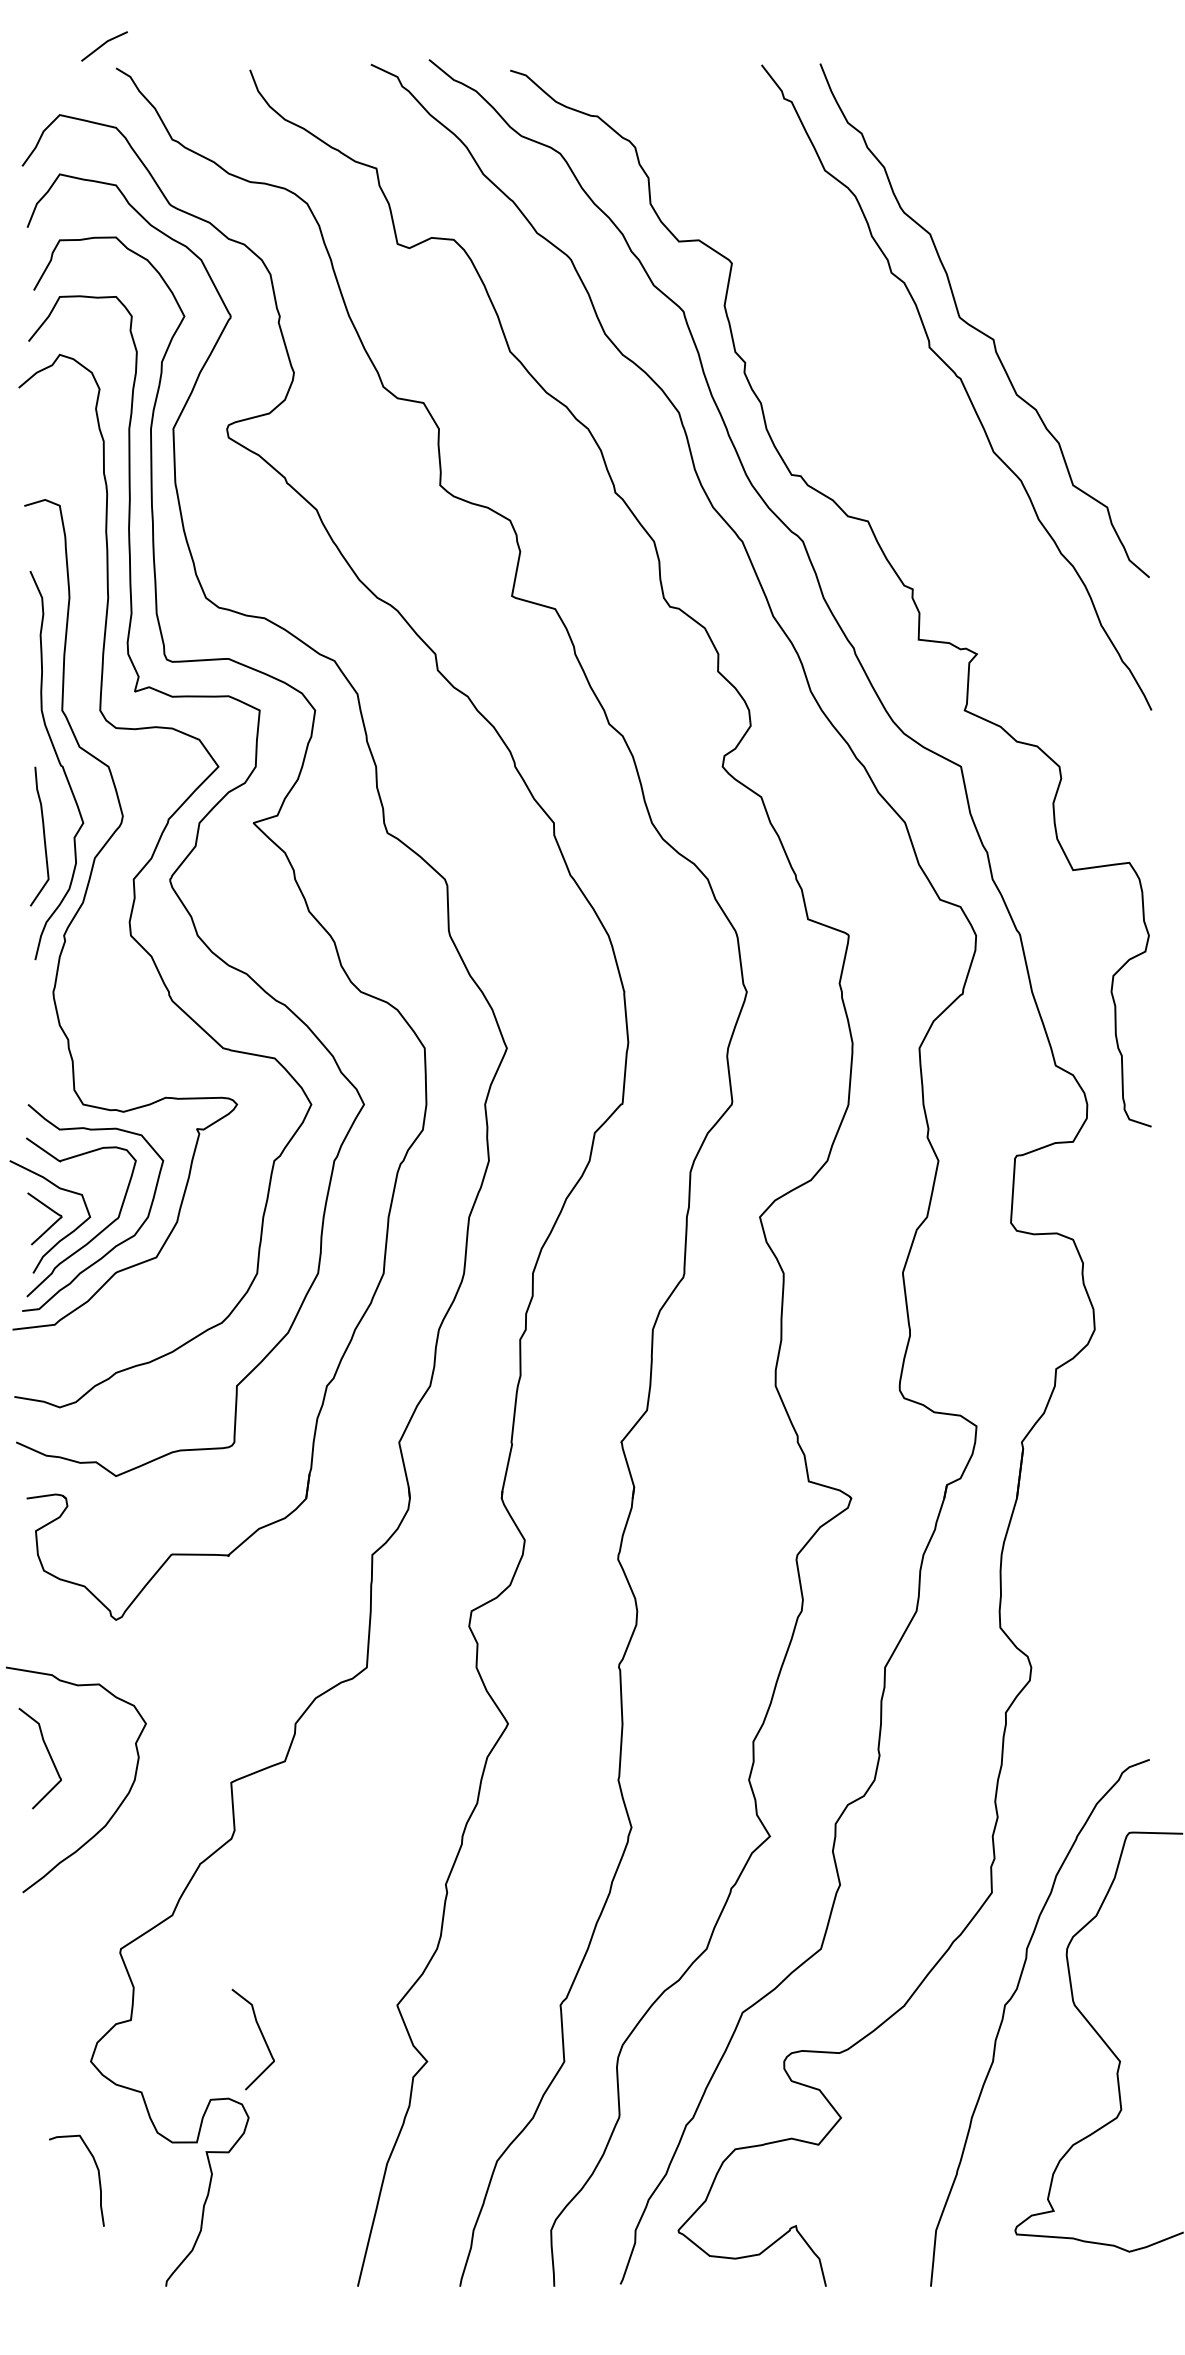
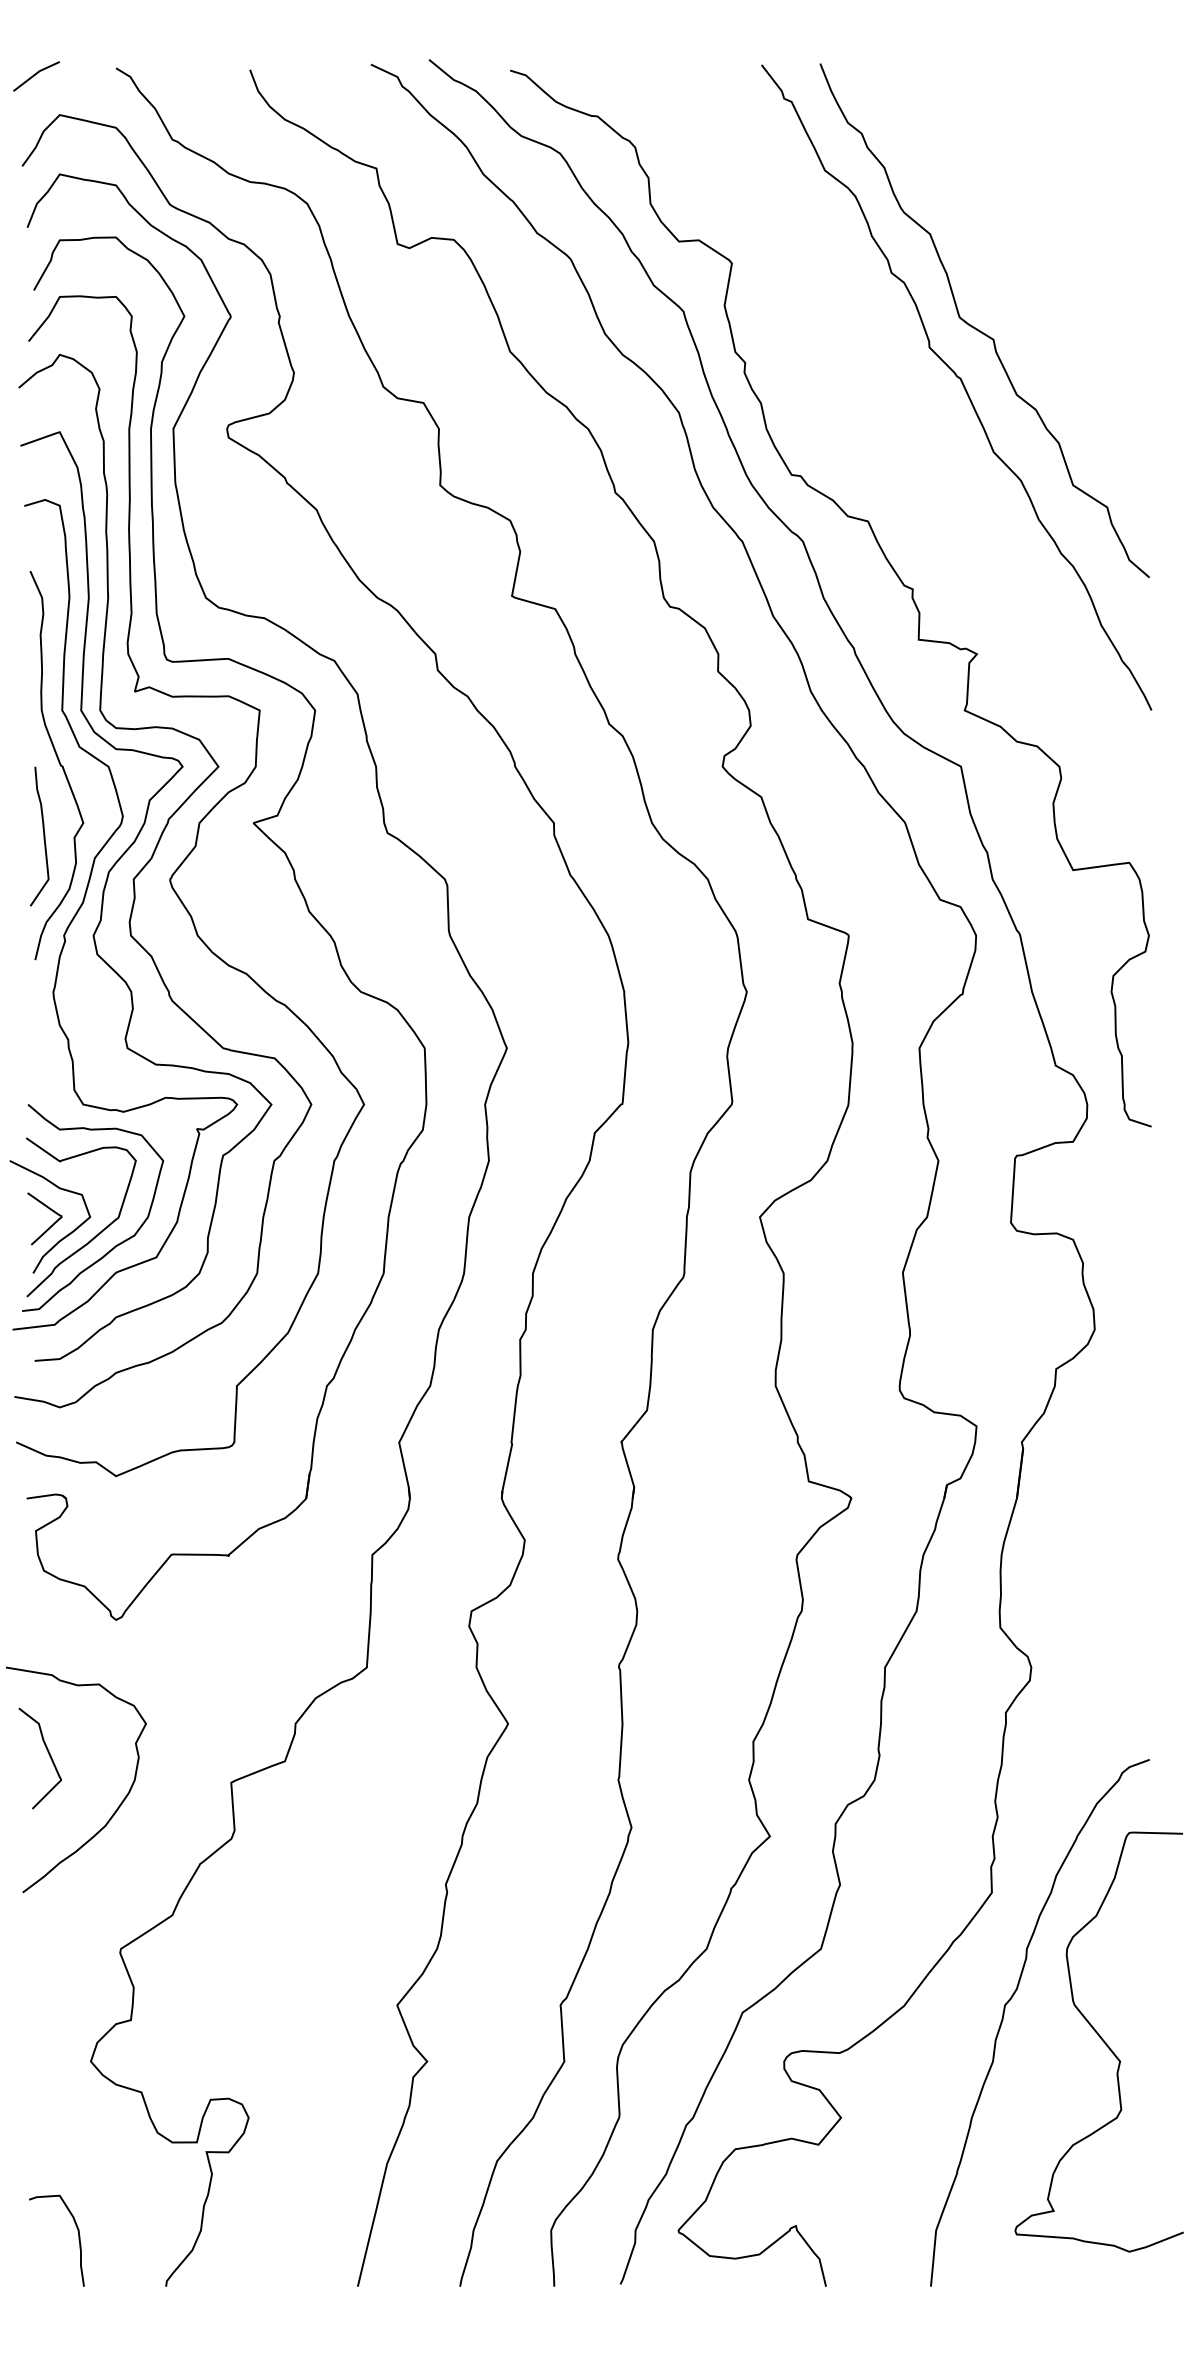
line position: (103, 45) -> (35, 75) (35, 75)
curve: none -> present (107, 882)
curve: present -> none (261, 2035)
curve position: (98, 2180) -> (78, 2240) (78, 2240)
